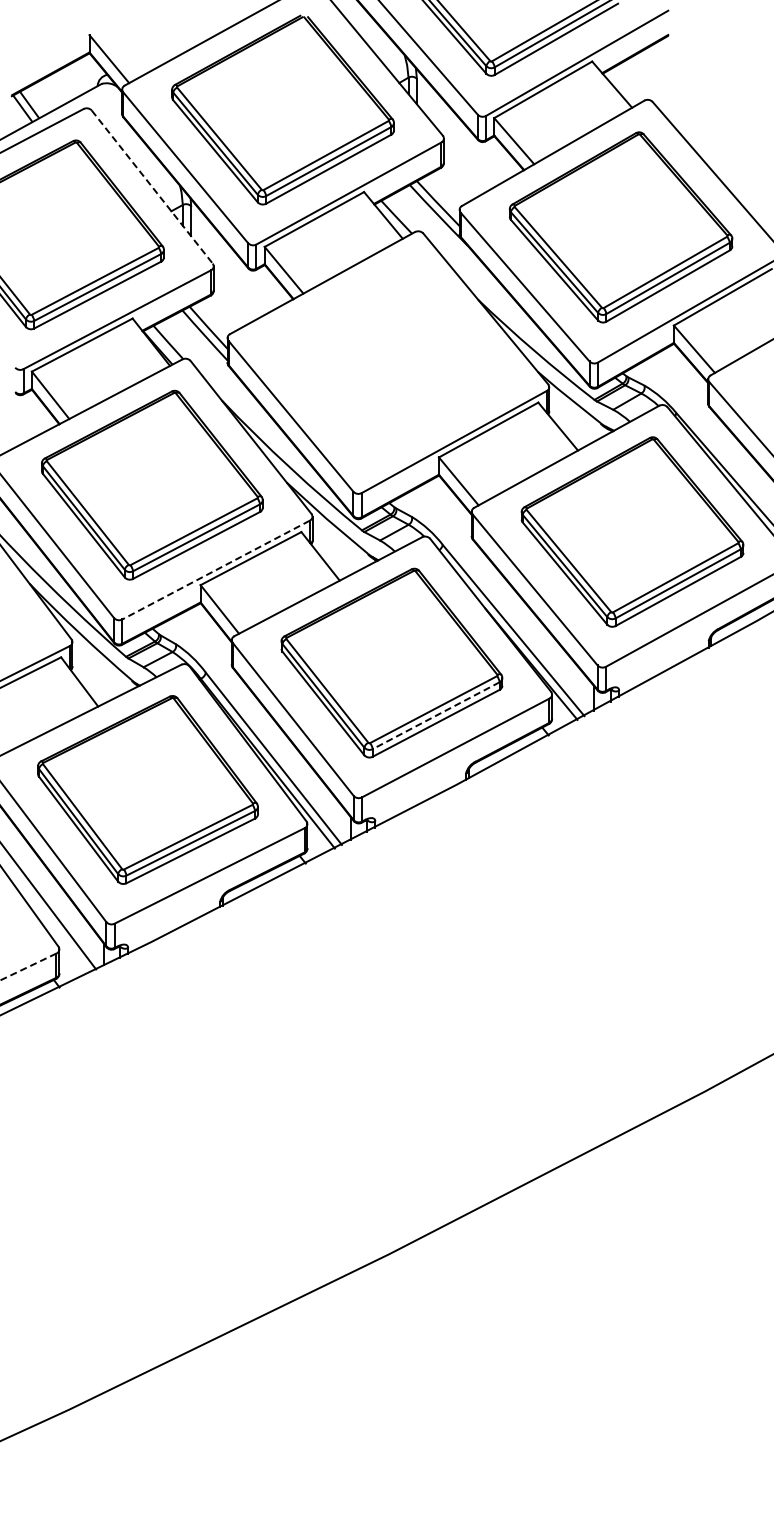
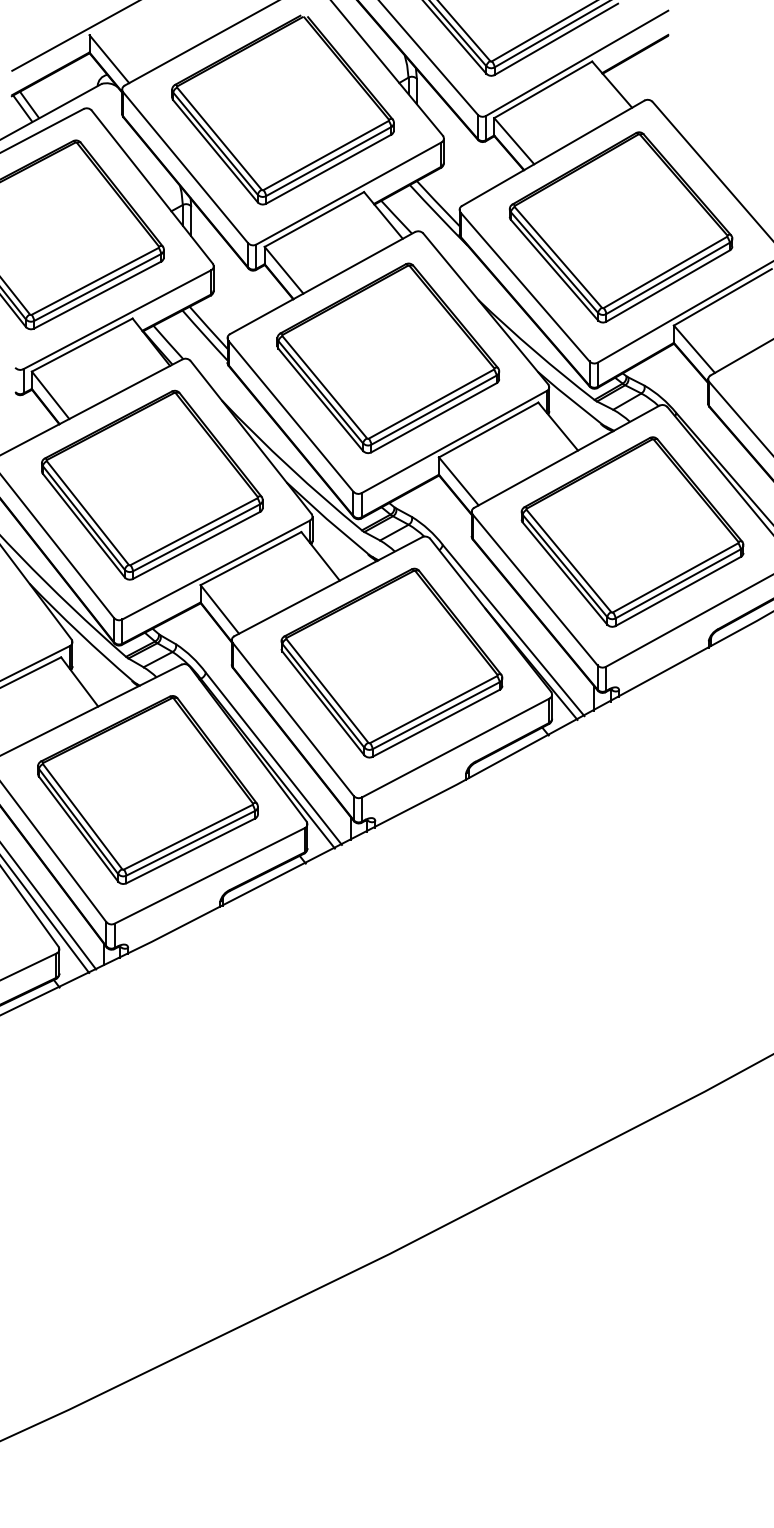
line: none -> present (74, 36)
line: dashed -> solid (152, 187)
part: none -> present (388, 358)
line: dashed -> solid (216, 570)
line: dashed -> solid (436, 715)
line: none -> present (45, 914)
line: dashed -> solid (28, 966)
